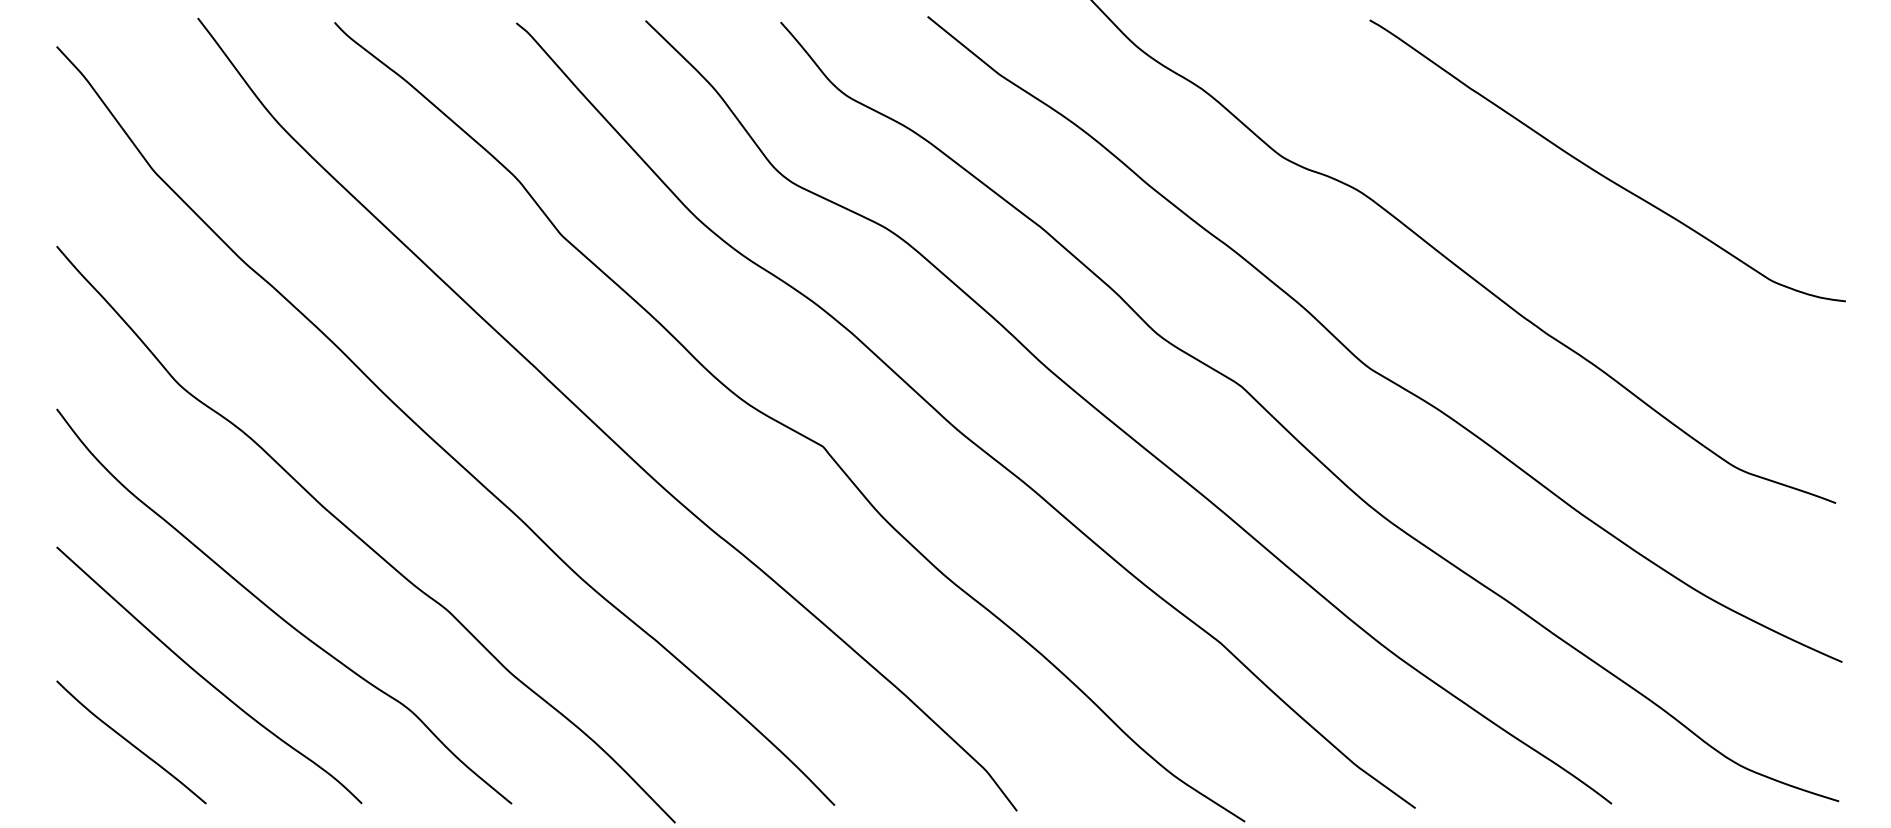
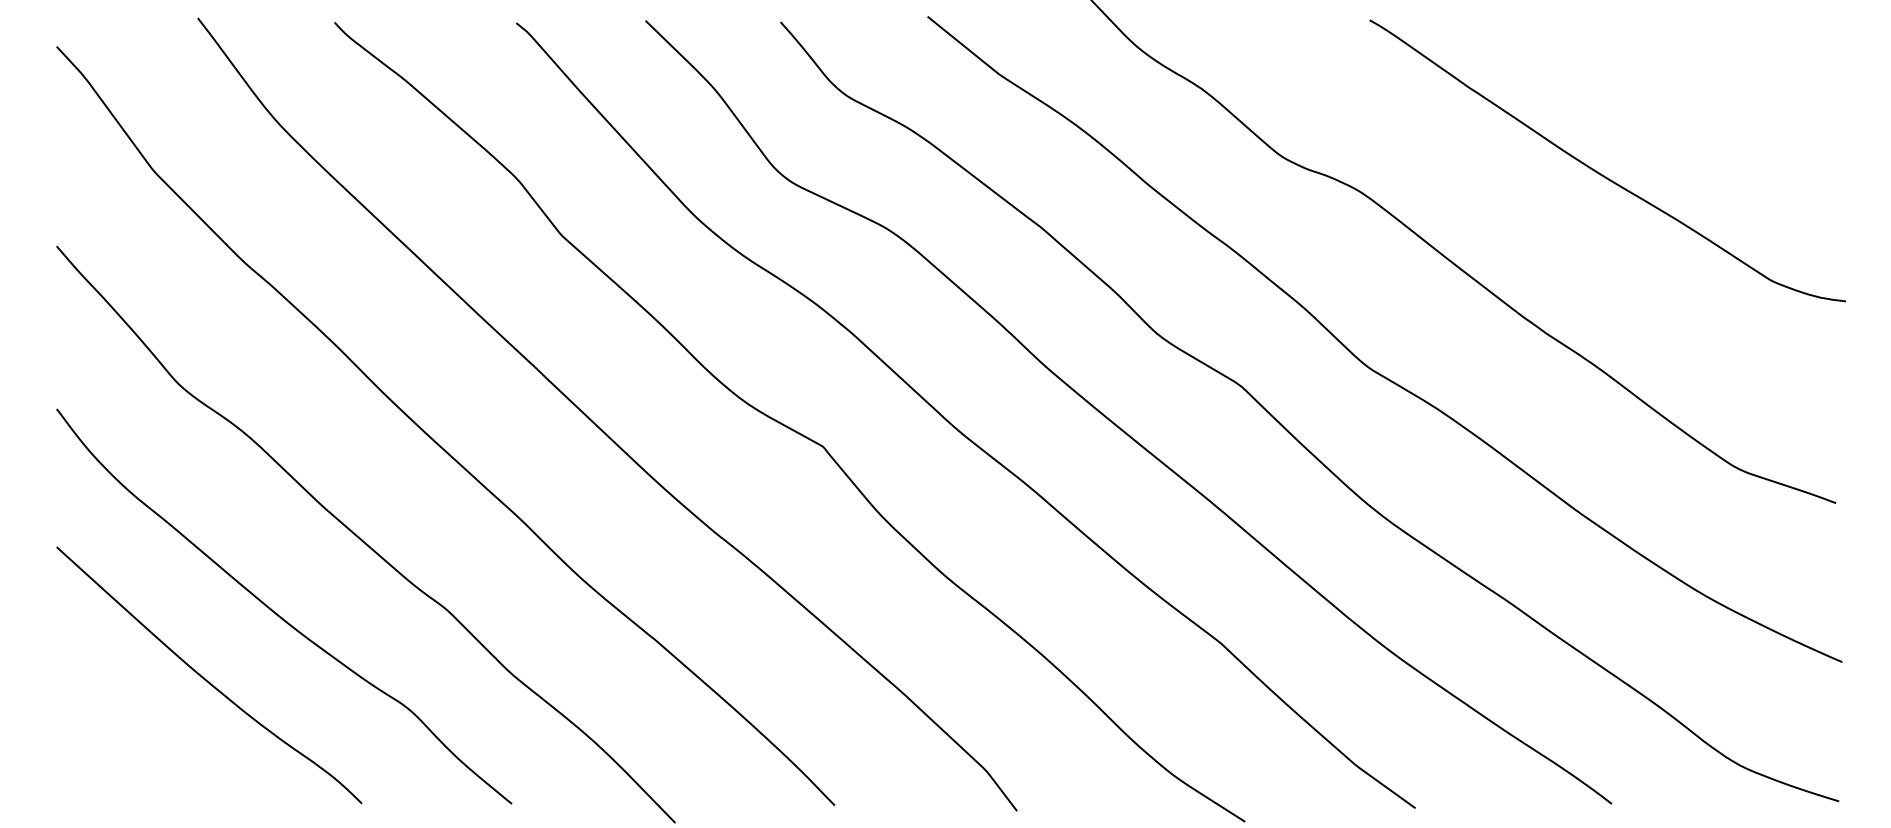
curve: present -> none (131, 742)
